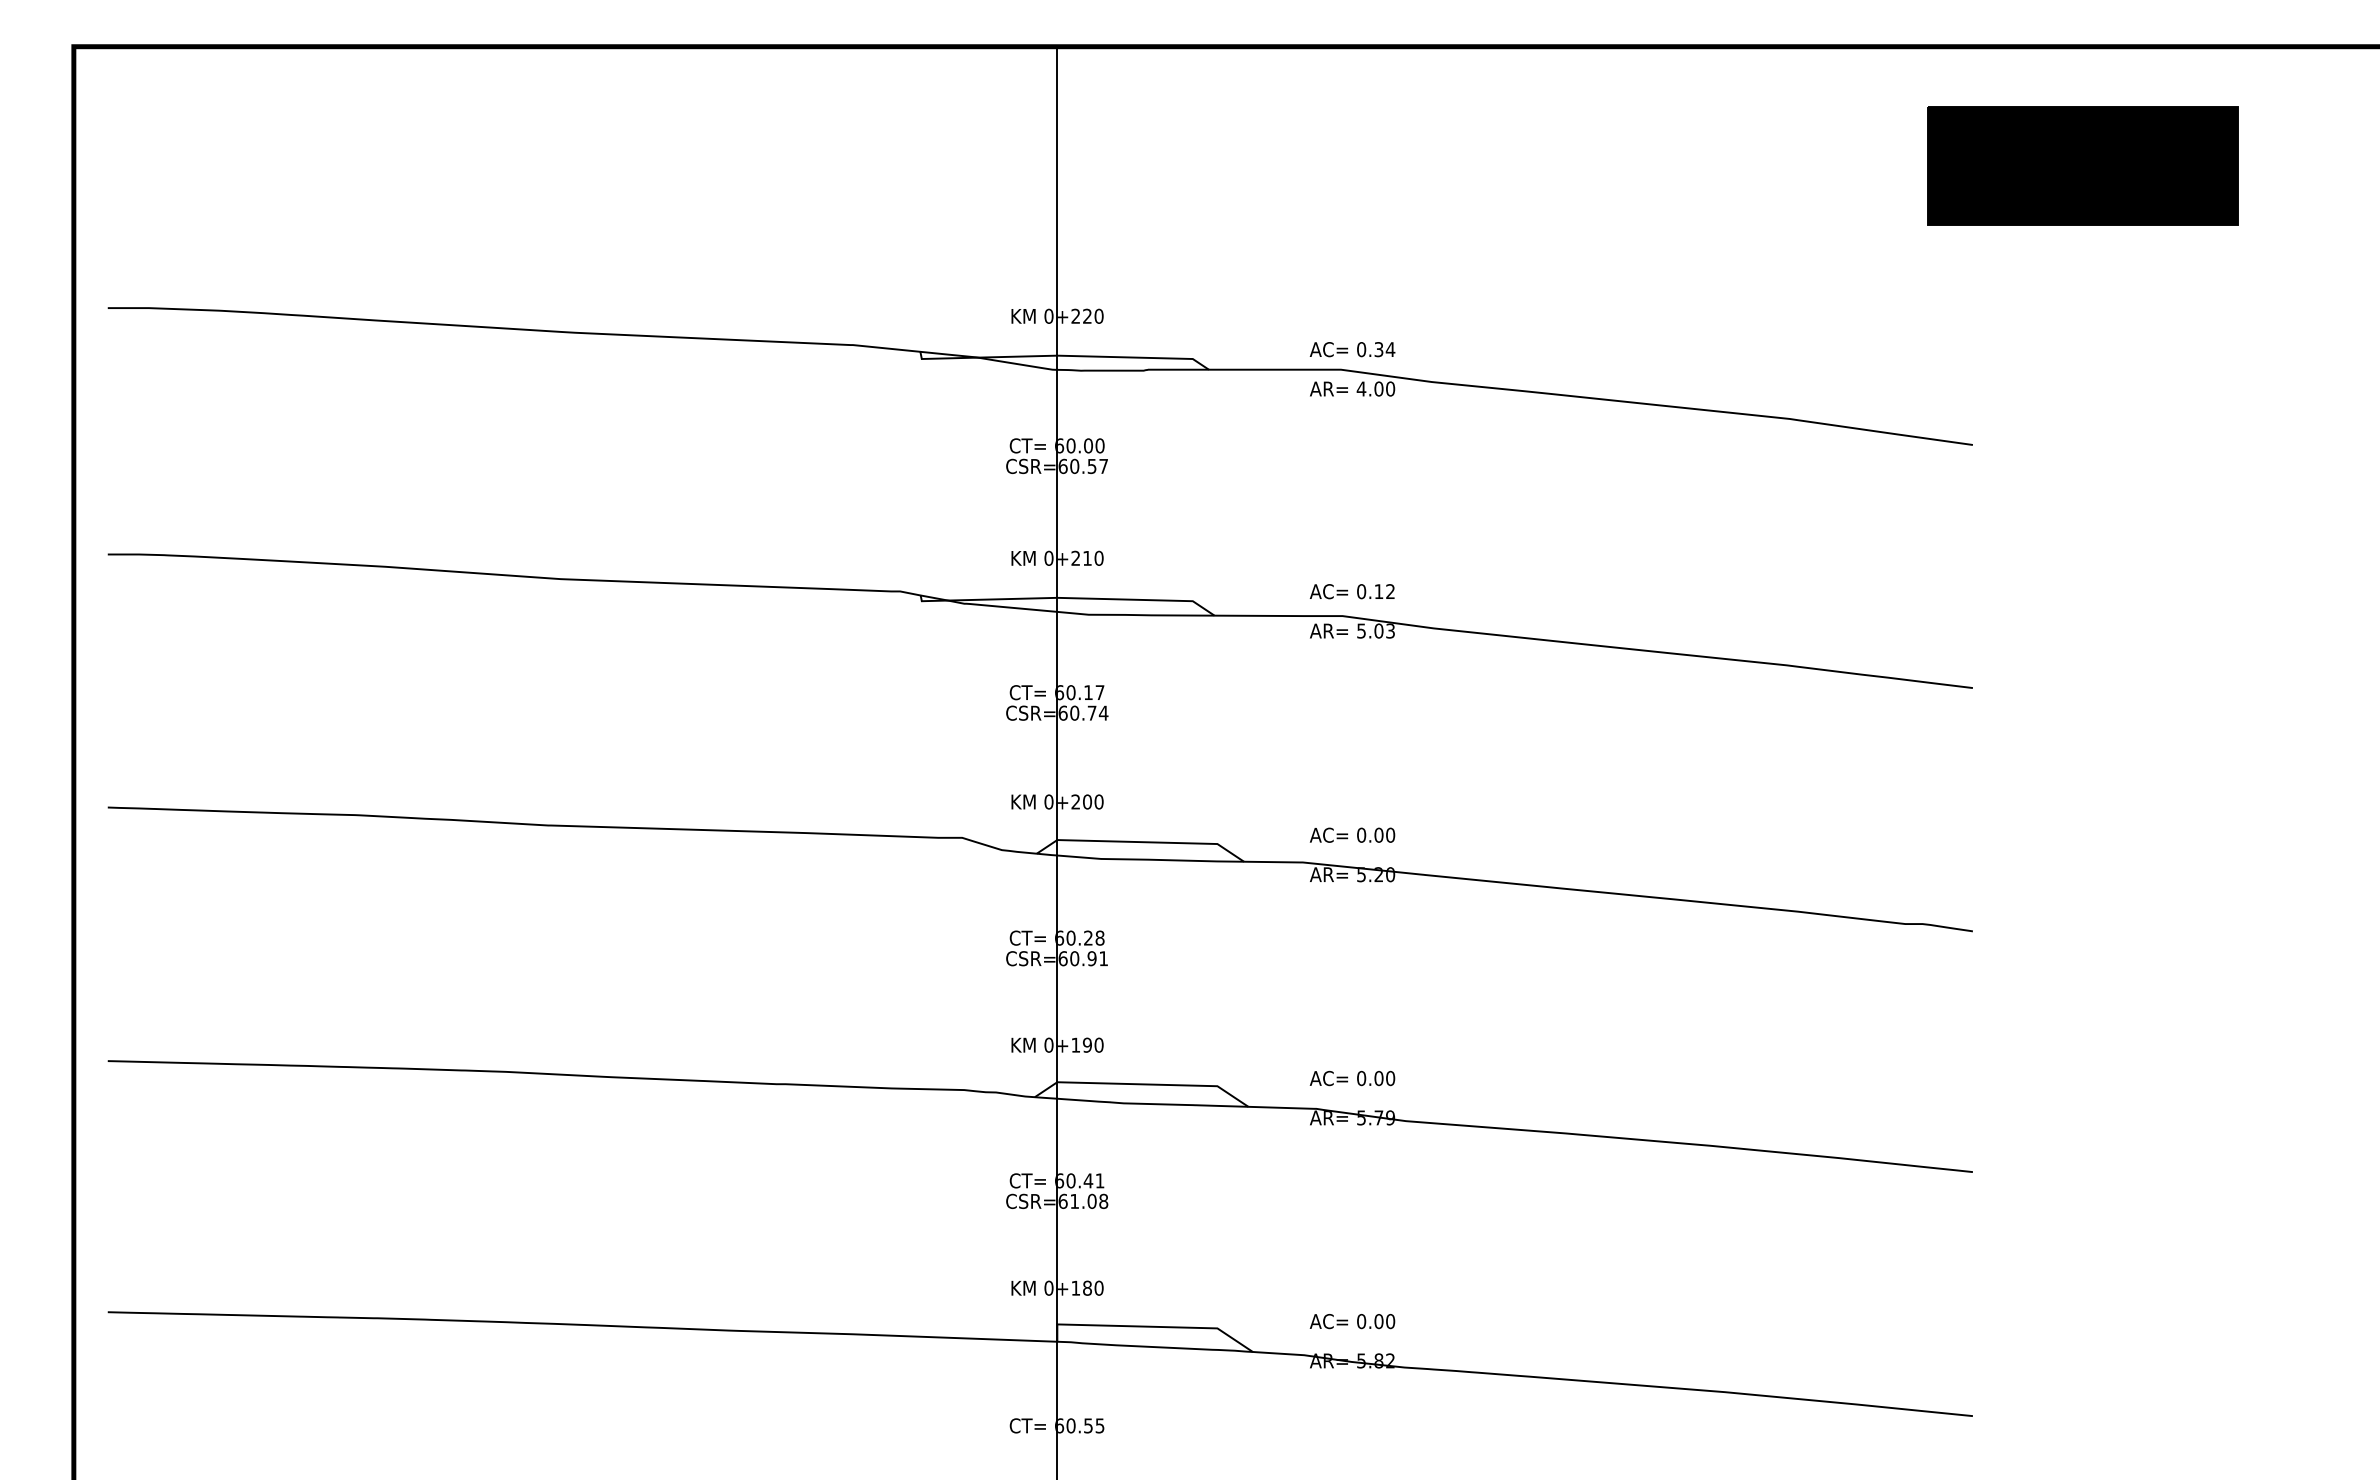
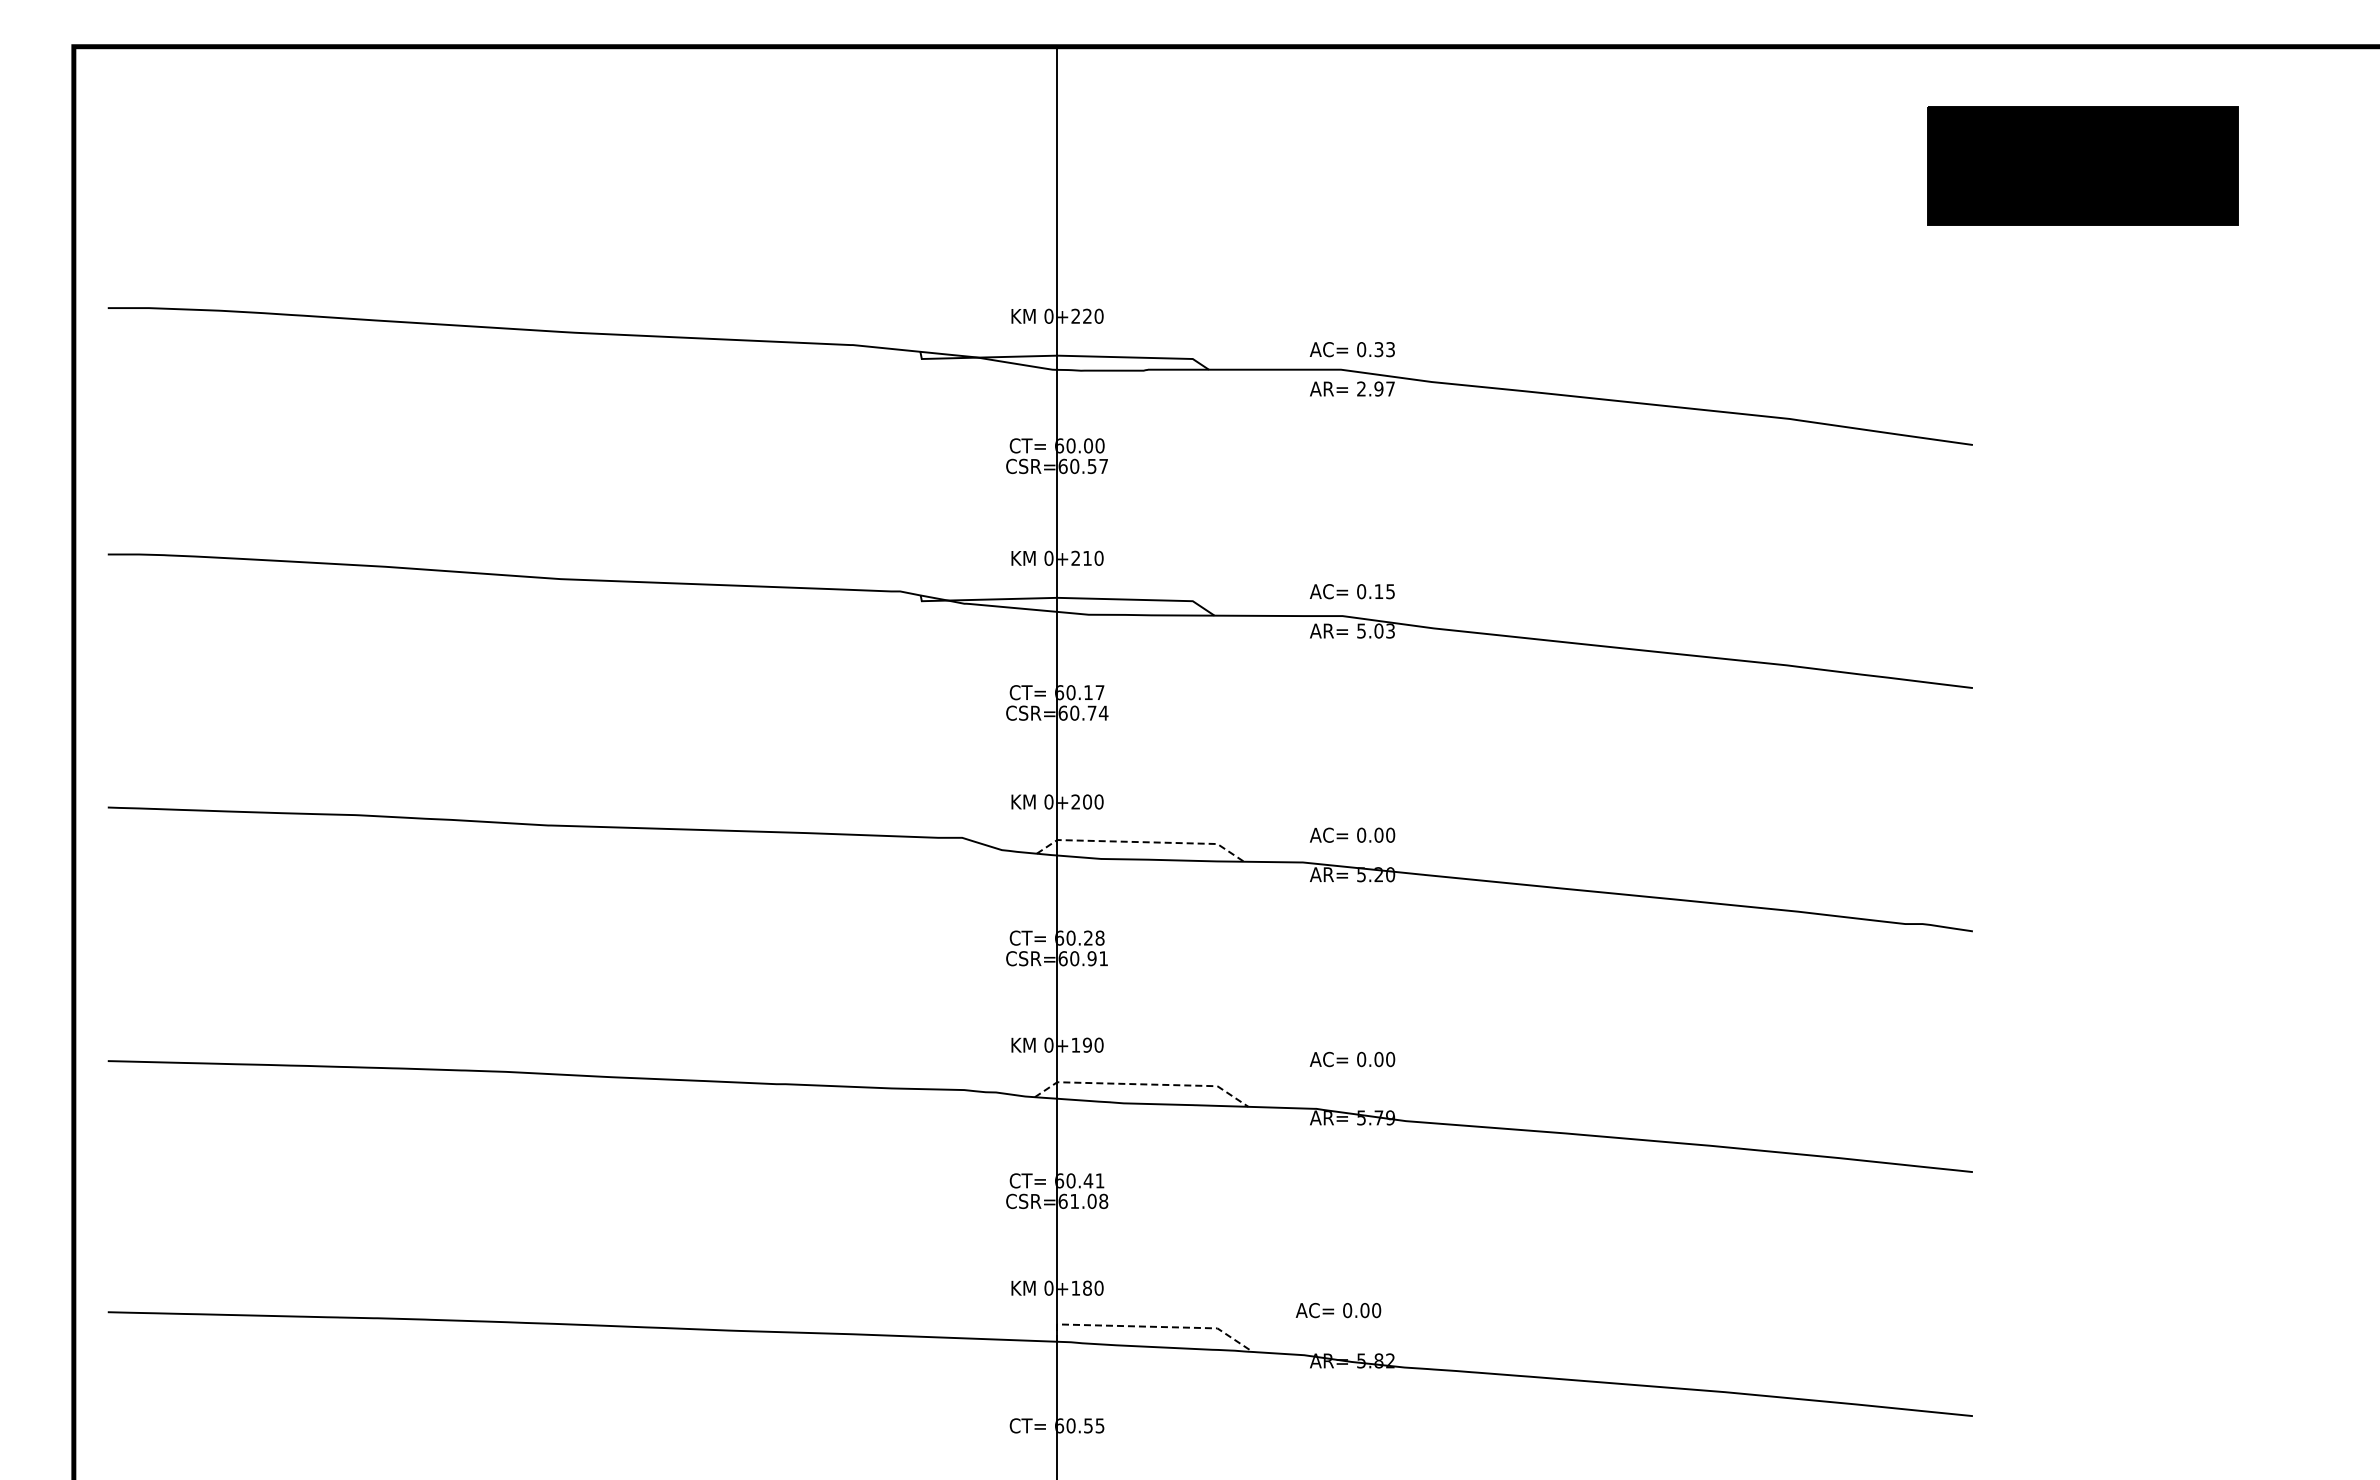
text: 0.34 -> 0.33 (1390, 349)
text: 4.00 -> 2.97 (1375, 388)
text: 0.12 -> 0.15 (1390, 591)
line: solid -> dashed (1140, 842)
text position: (1352, 1078) -> (1352, 1059) (1352, 1059)
line: solid -> dashed (1142, 1084)
text position: (1352, 1321) -> (1338, 1310) (1338, 1310)
line: solid -> dashed (1149, 1326)
